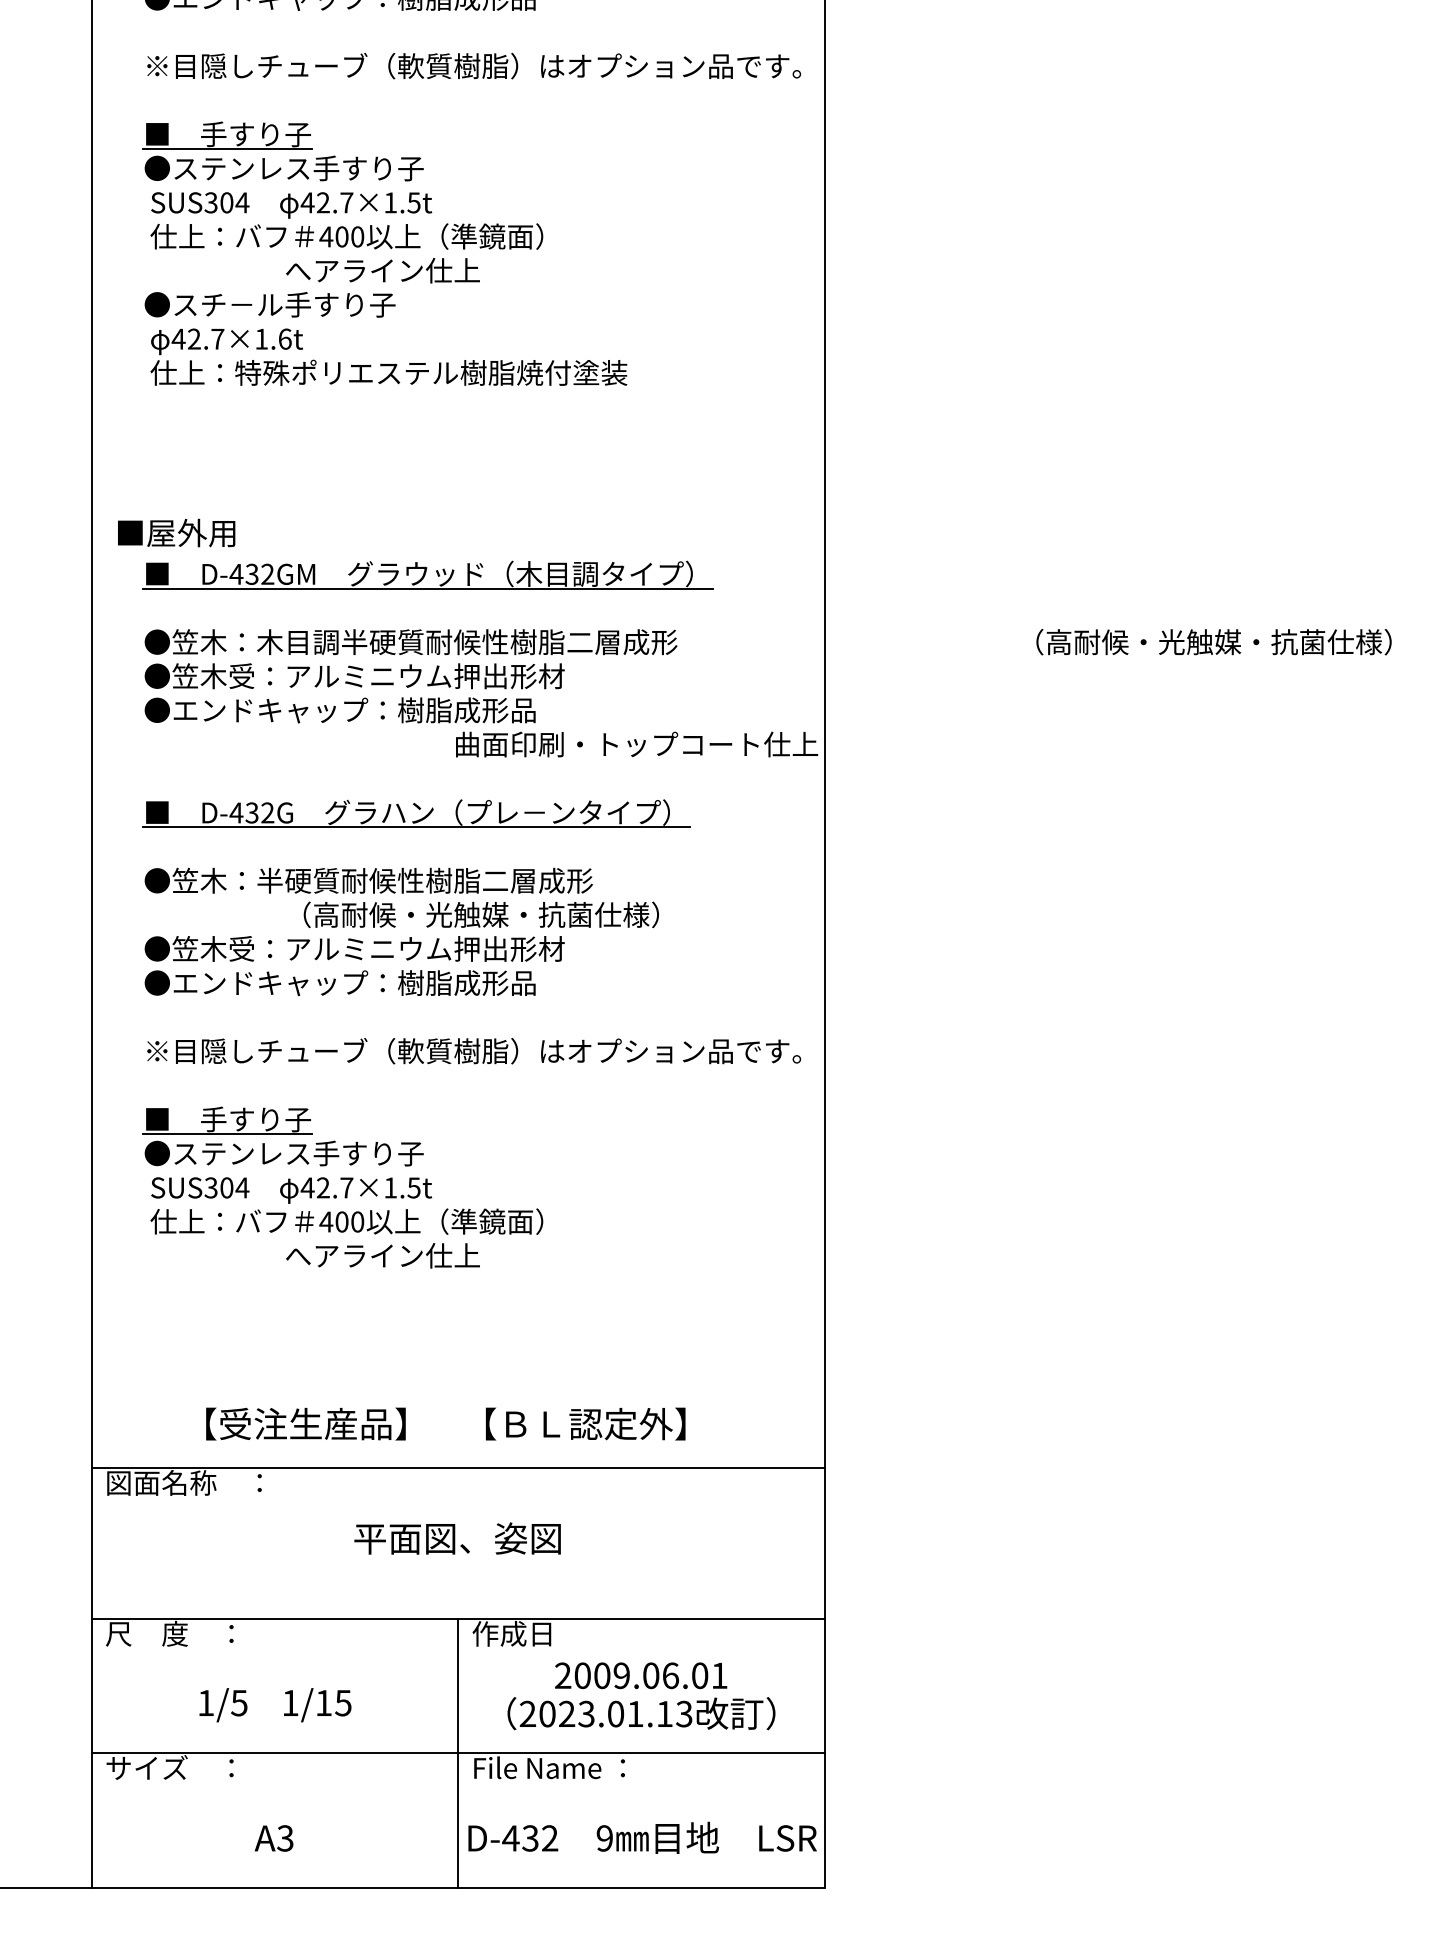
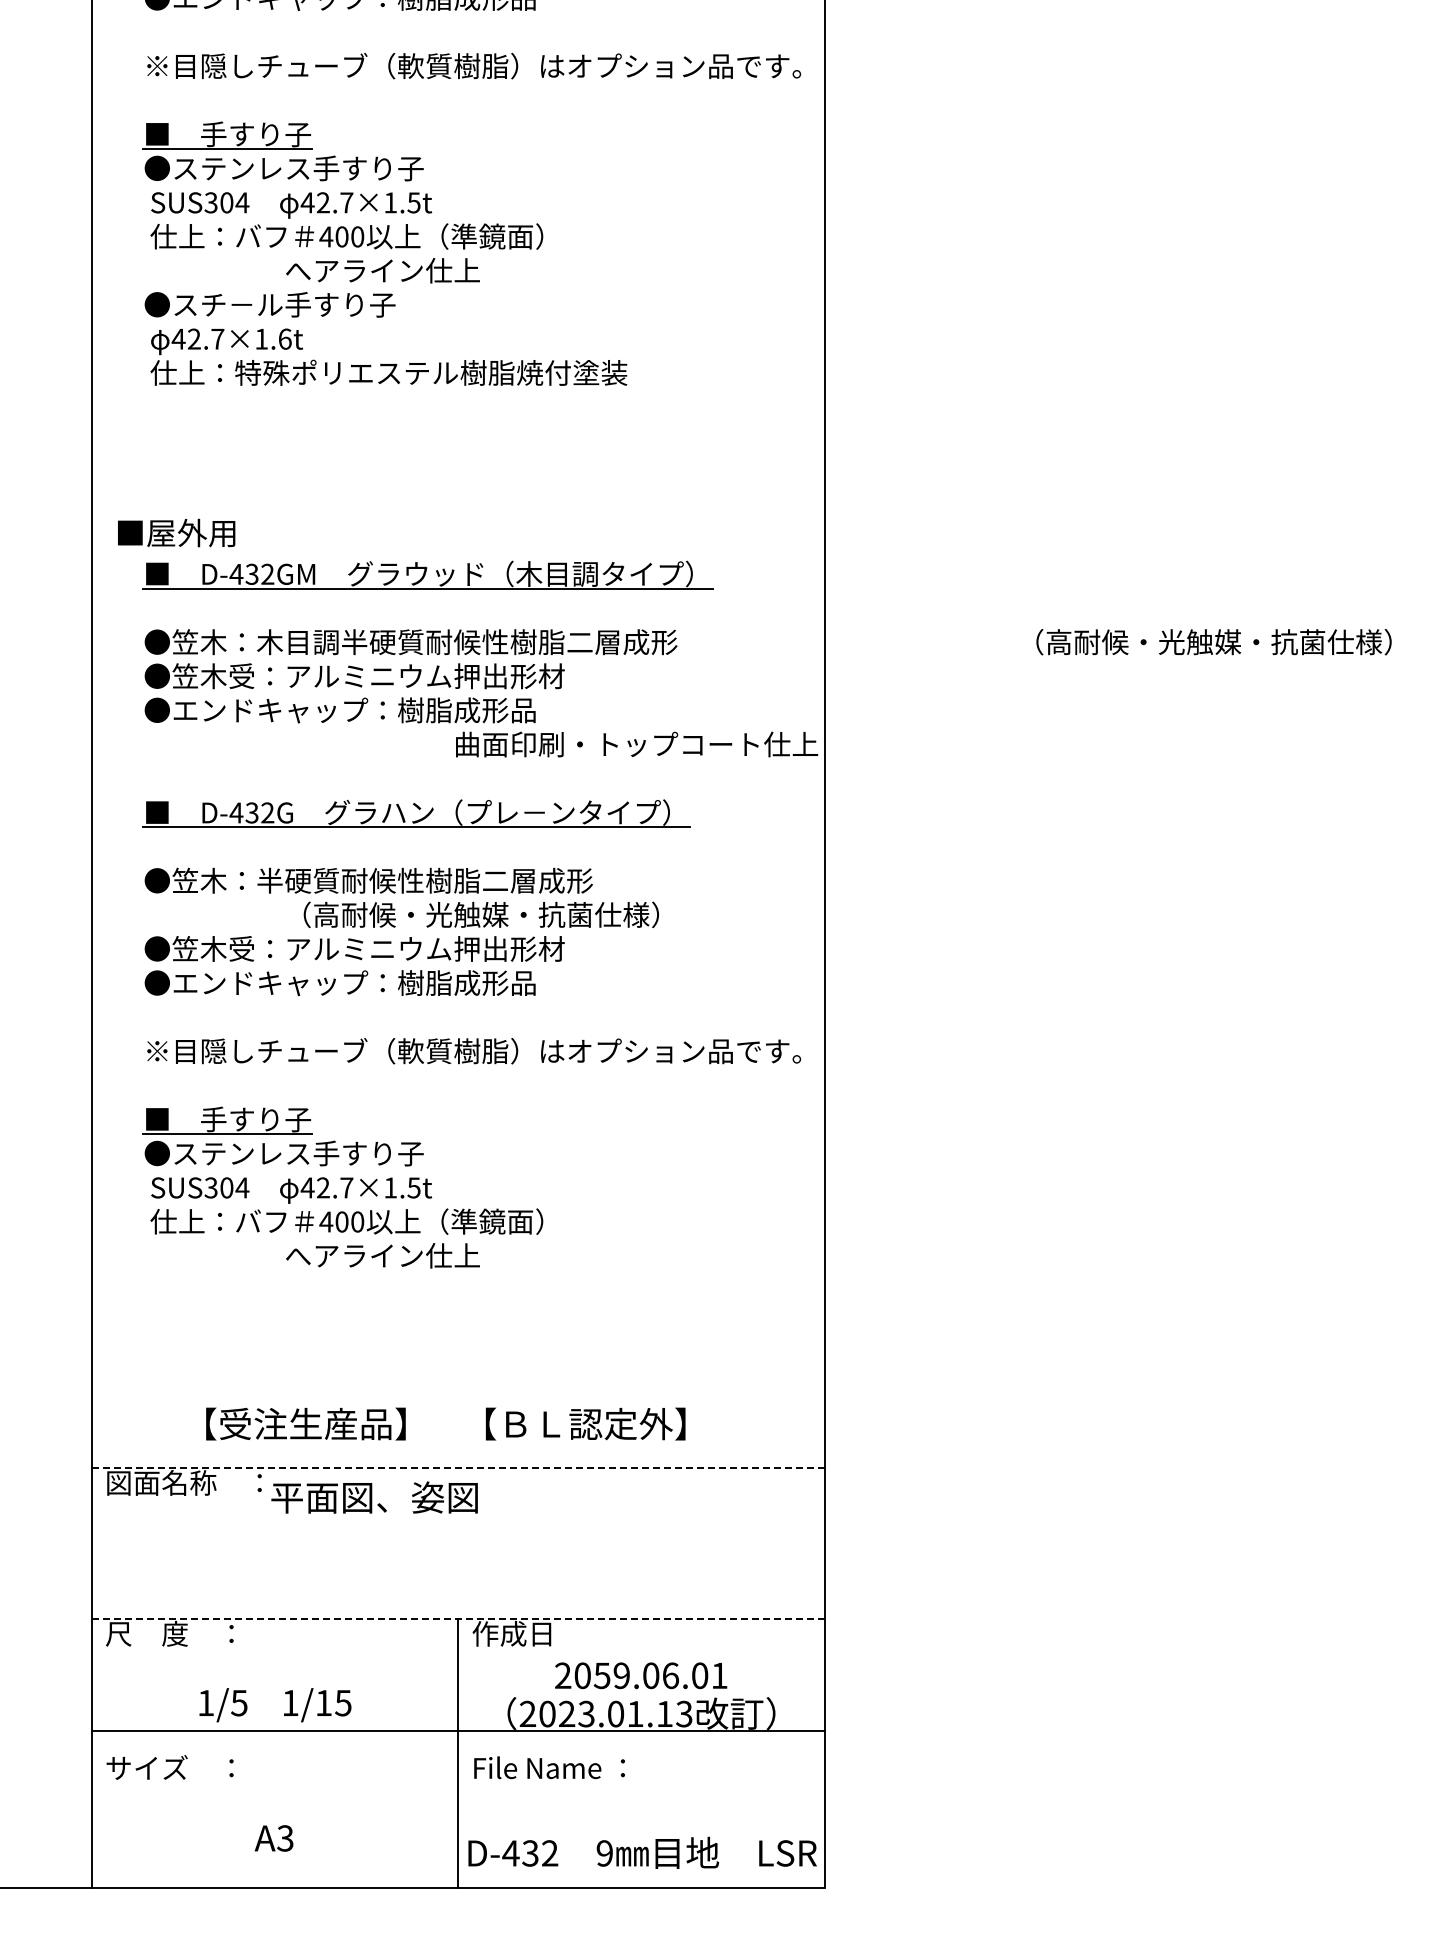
line: solid -> dashed (458, 1468)
text position: (457, 1538) -> (374, 1497) (374, 1497)
line: solid -> dashed (458, 1619)
text: 2009.06.01 -> 2059.06.01 (601, 1675)
line position: (457, 1753) -> (457, 1731) (457, 1731)
text position: (642, 1837) -> (642, 1852) (642, 1852)
